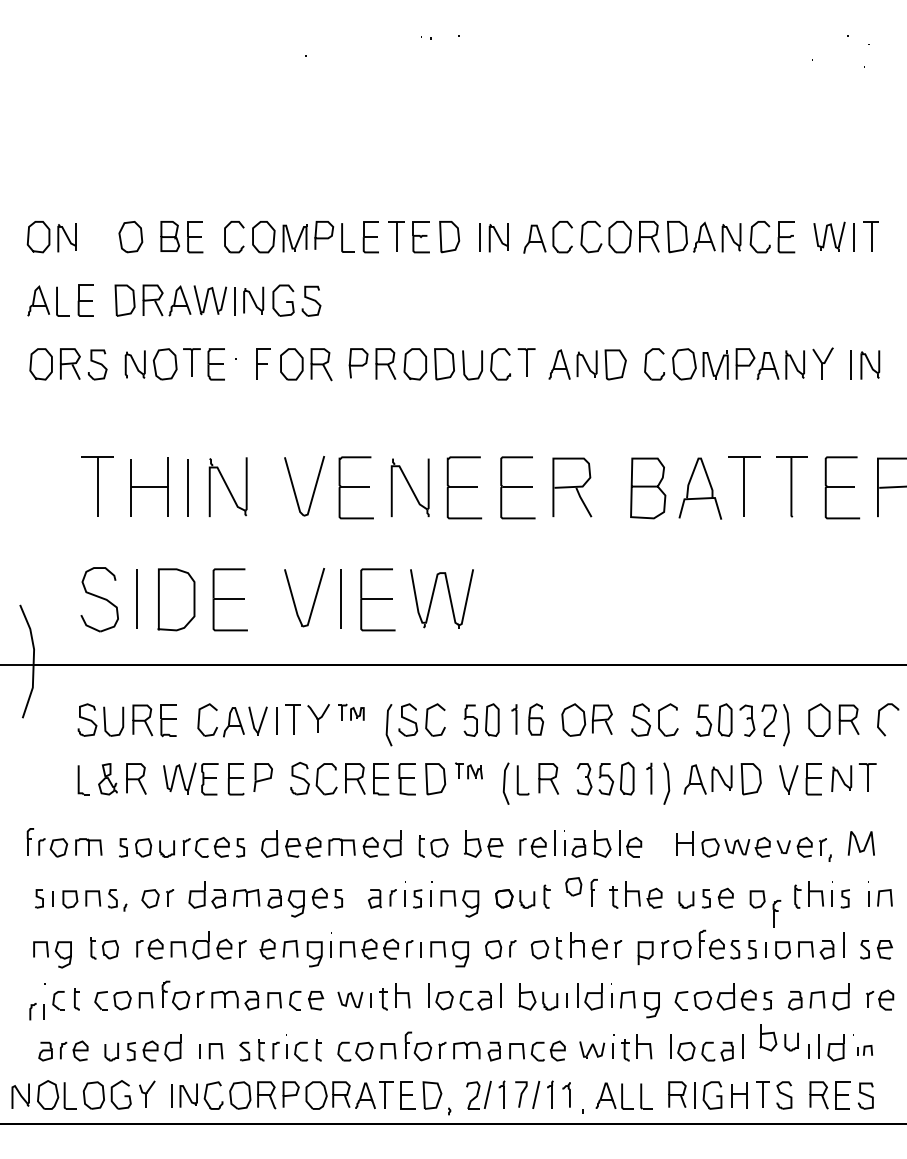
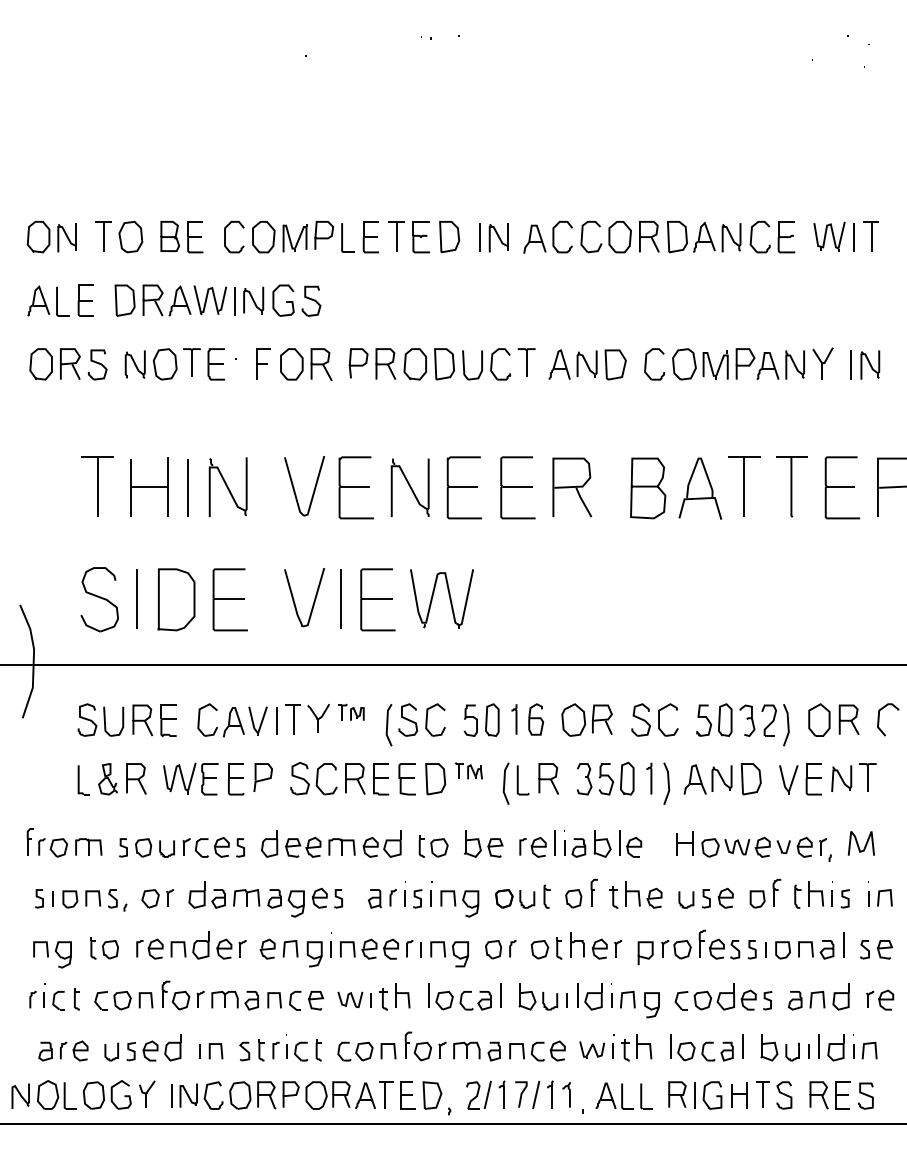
part: none -> present (103, 236)
part position: (573, 886) -> (573, 898) (573, 898)
part position: (776, 913) -> (776, 892) (776, 892)
part position: (36, 1011) -> (36, 999) (36, 999)
part position: (778, 1037) -> (779, 1047) (779, 1047)
part size: 16x11 px -> 25x19 px (865, 1050)
